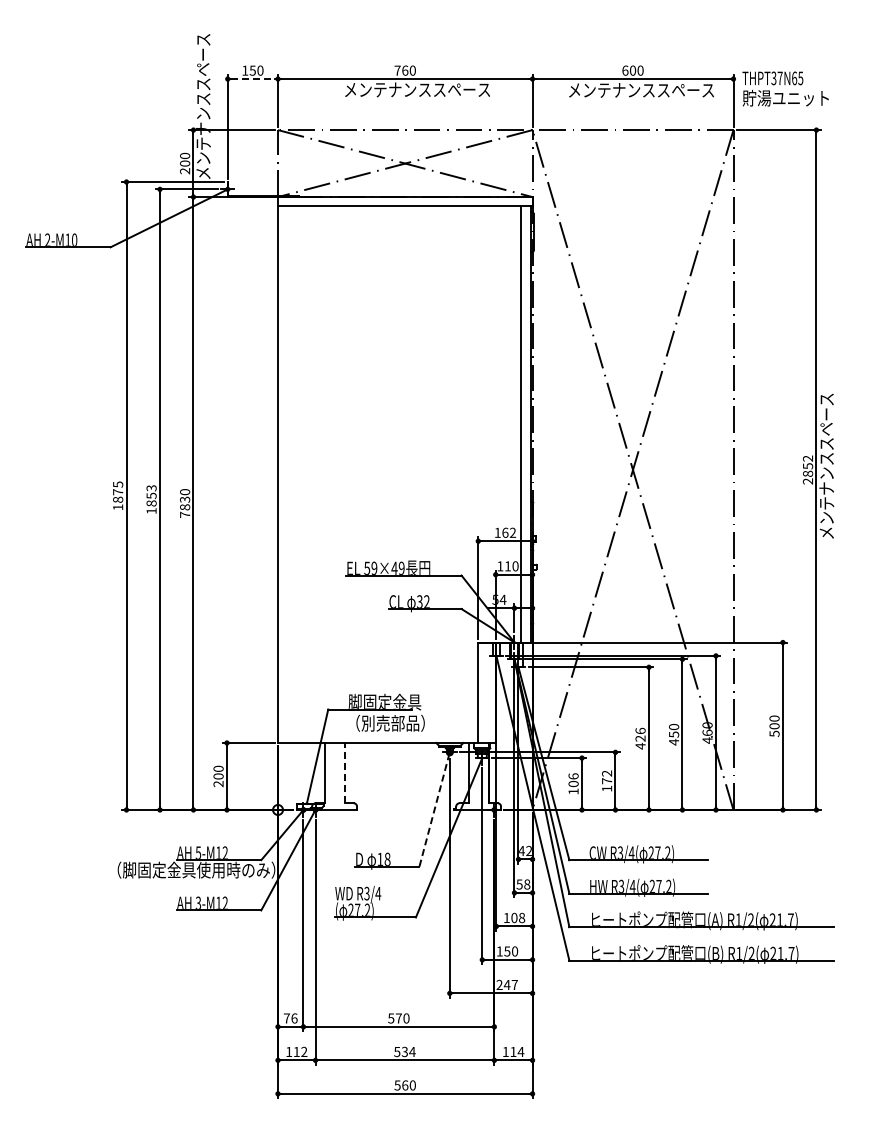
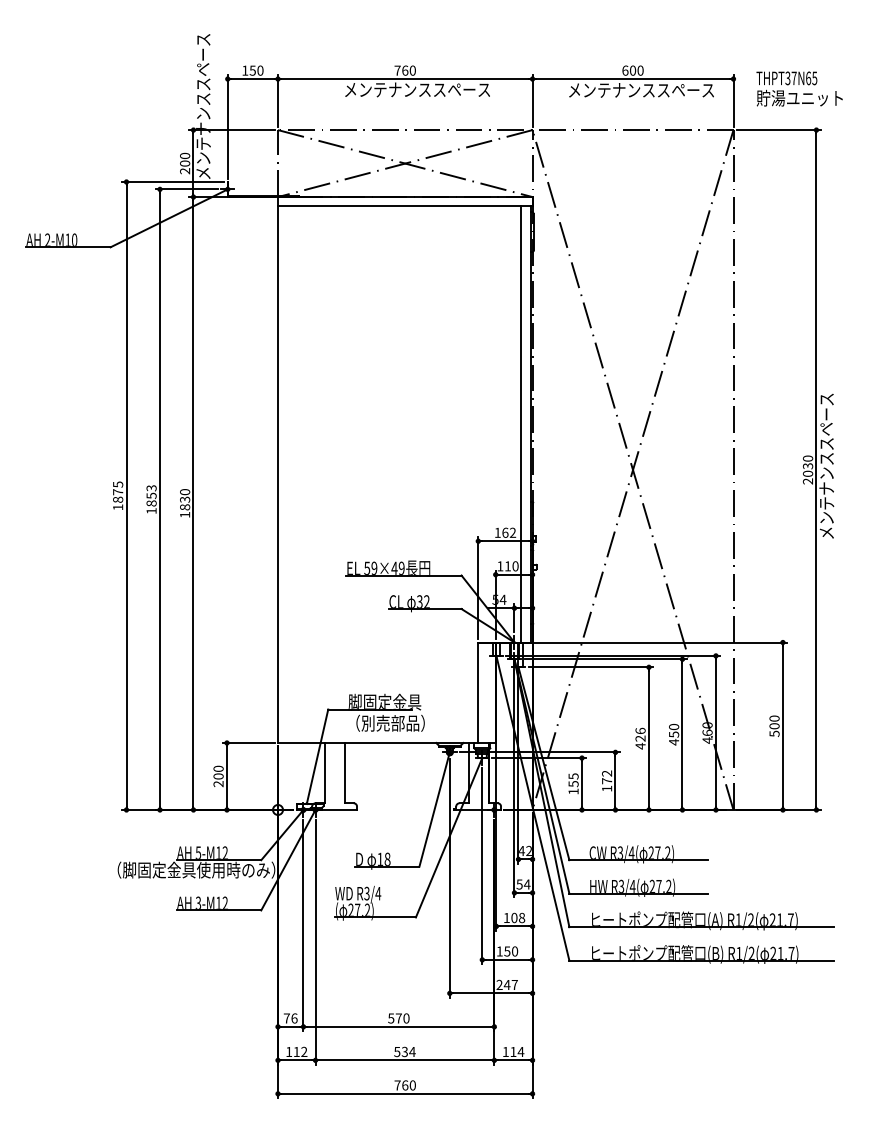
line: dashed -> solid (252, 79)
text position: (785, 88) -> (799, 88) (799, 88)
text: 2852 -> 2030 (807, 465)
text: 7830 -> 1830 (185, 514)
line: dashed -> solid (345, 772)
text: 106 -> 155 (573, 780)
line: dashed -> solid (434, 808)
text: 58 -> 54 (526, 884)
text: 560 -> 760 (397, 1085)
